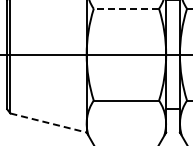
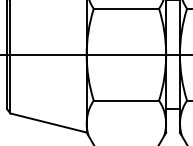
line: dashed -> solid (126, 8)
line: dashed -> solid (49, 123)
